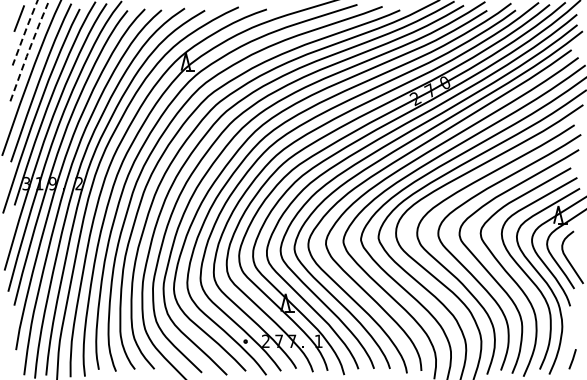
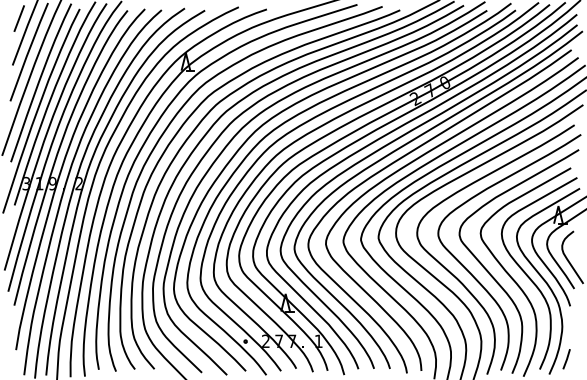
line: dashed -> solid (25, 32)
line: dashed -> solid (28, 51)
line position: (572, 359) -> (566, 359) (566, 359)
